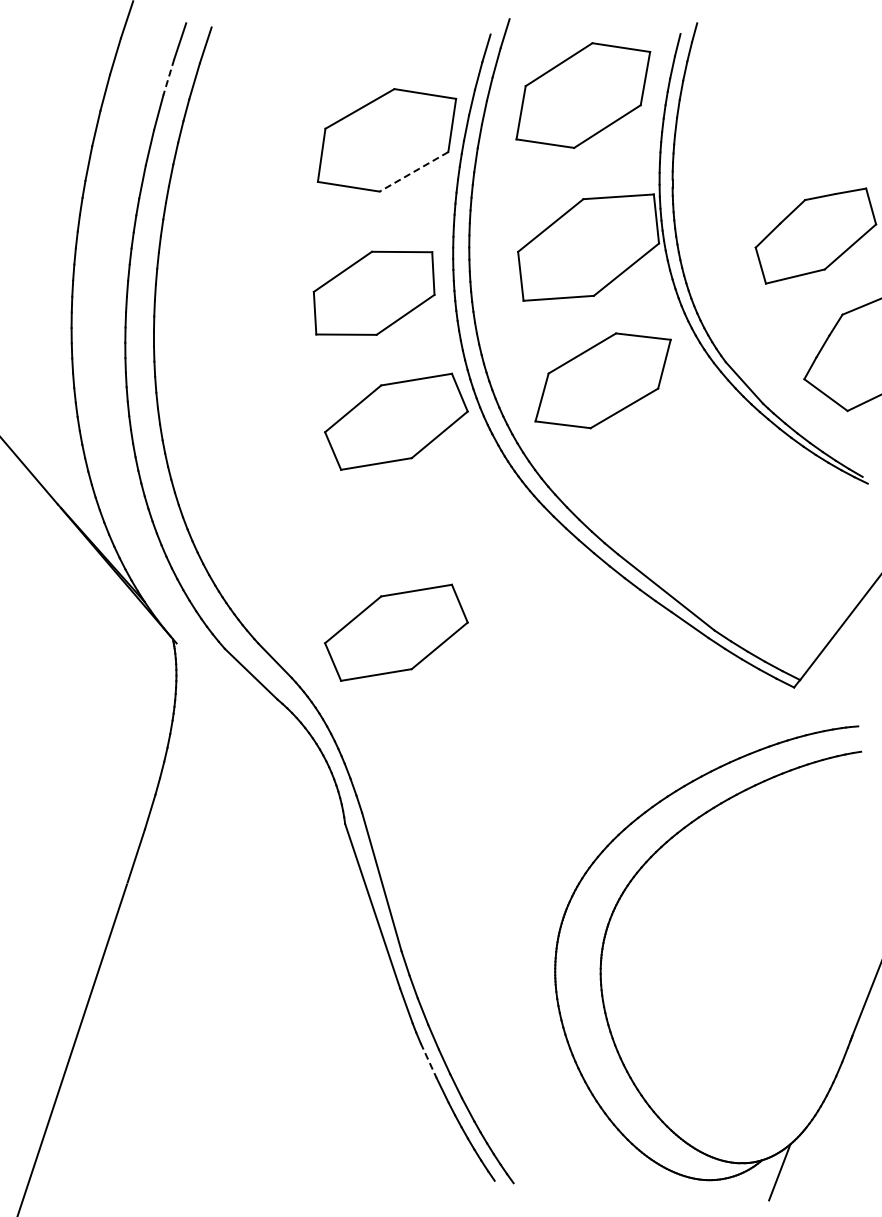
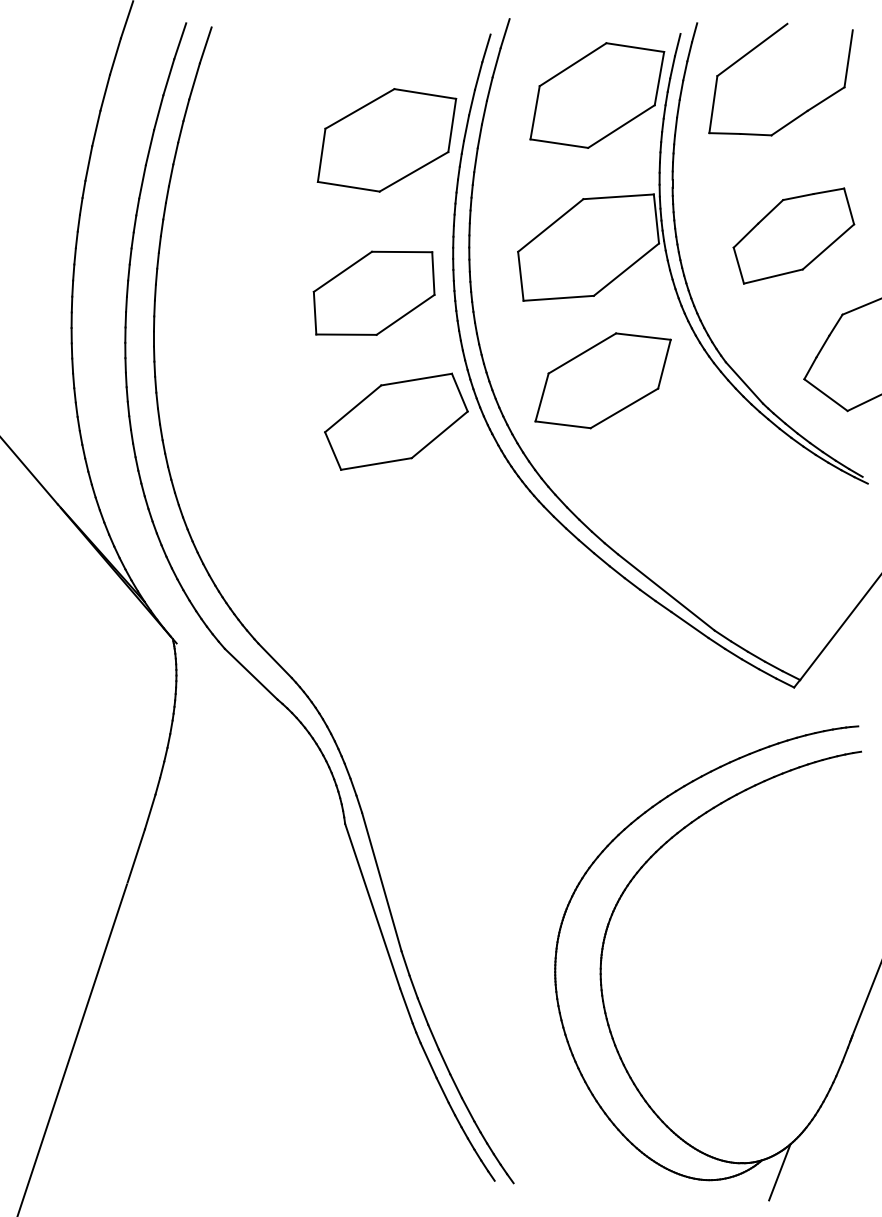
part: none -> present (756, 48)
line: dashed -> solid (168, 77)
part position: (583, 95) -> (597, 95) (597, 95)
line: dashed -> solid (413, 171)
part position: (815, 235) -> (793, 235) (793, 235)
part: present -> none (396, 632)
line: dashed -> solid (428, 1061)
